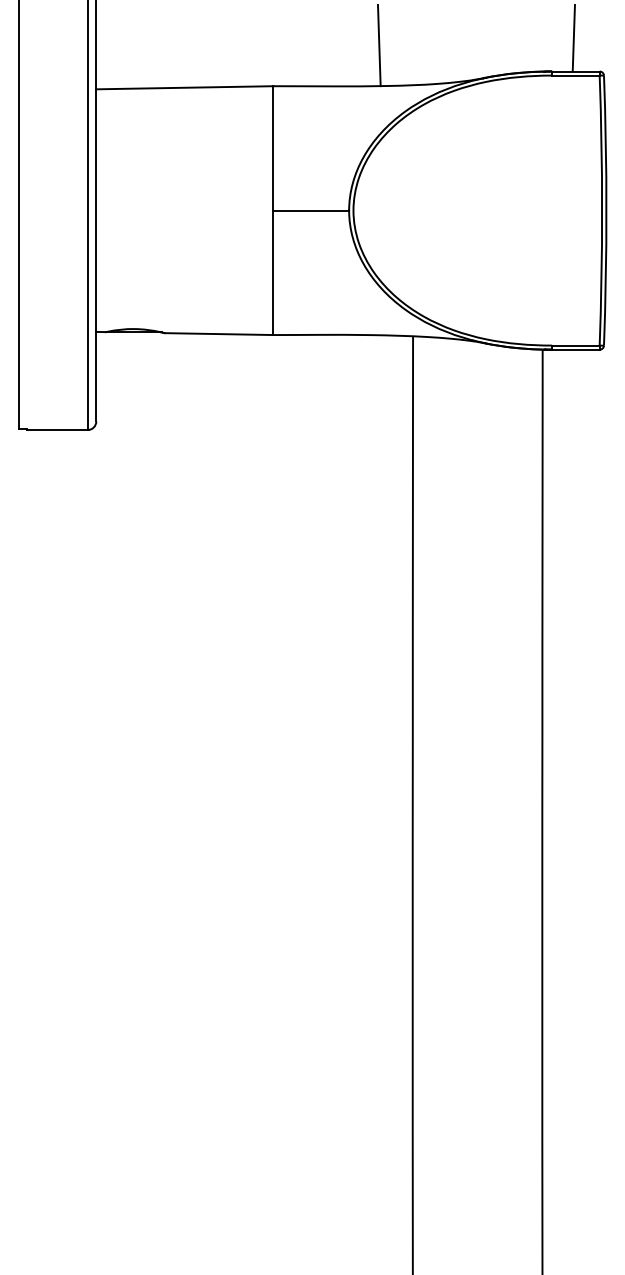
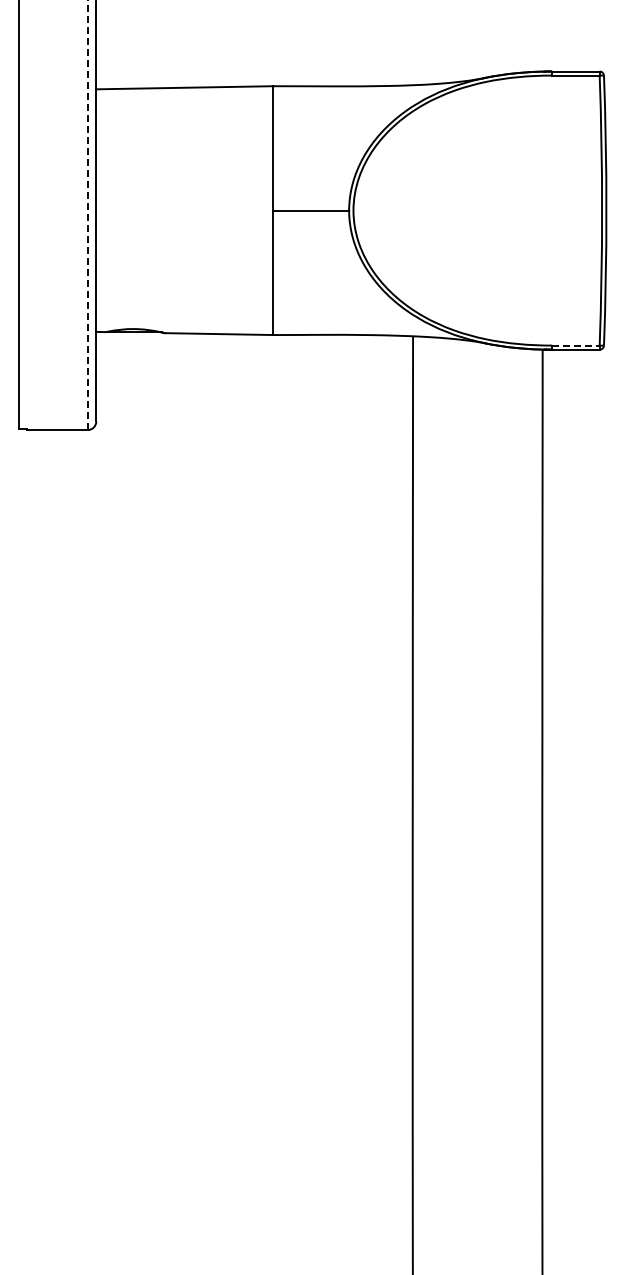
line: present -> none (573, 38)
line: present -> none (378, 45)
line: solid -> dashed (87, 215)
line: solid -> dashed (575, 345)
